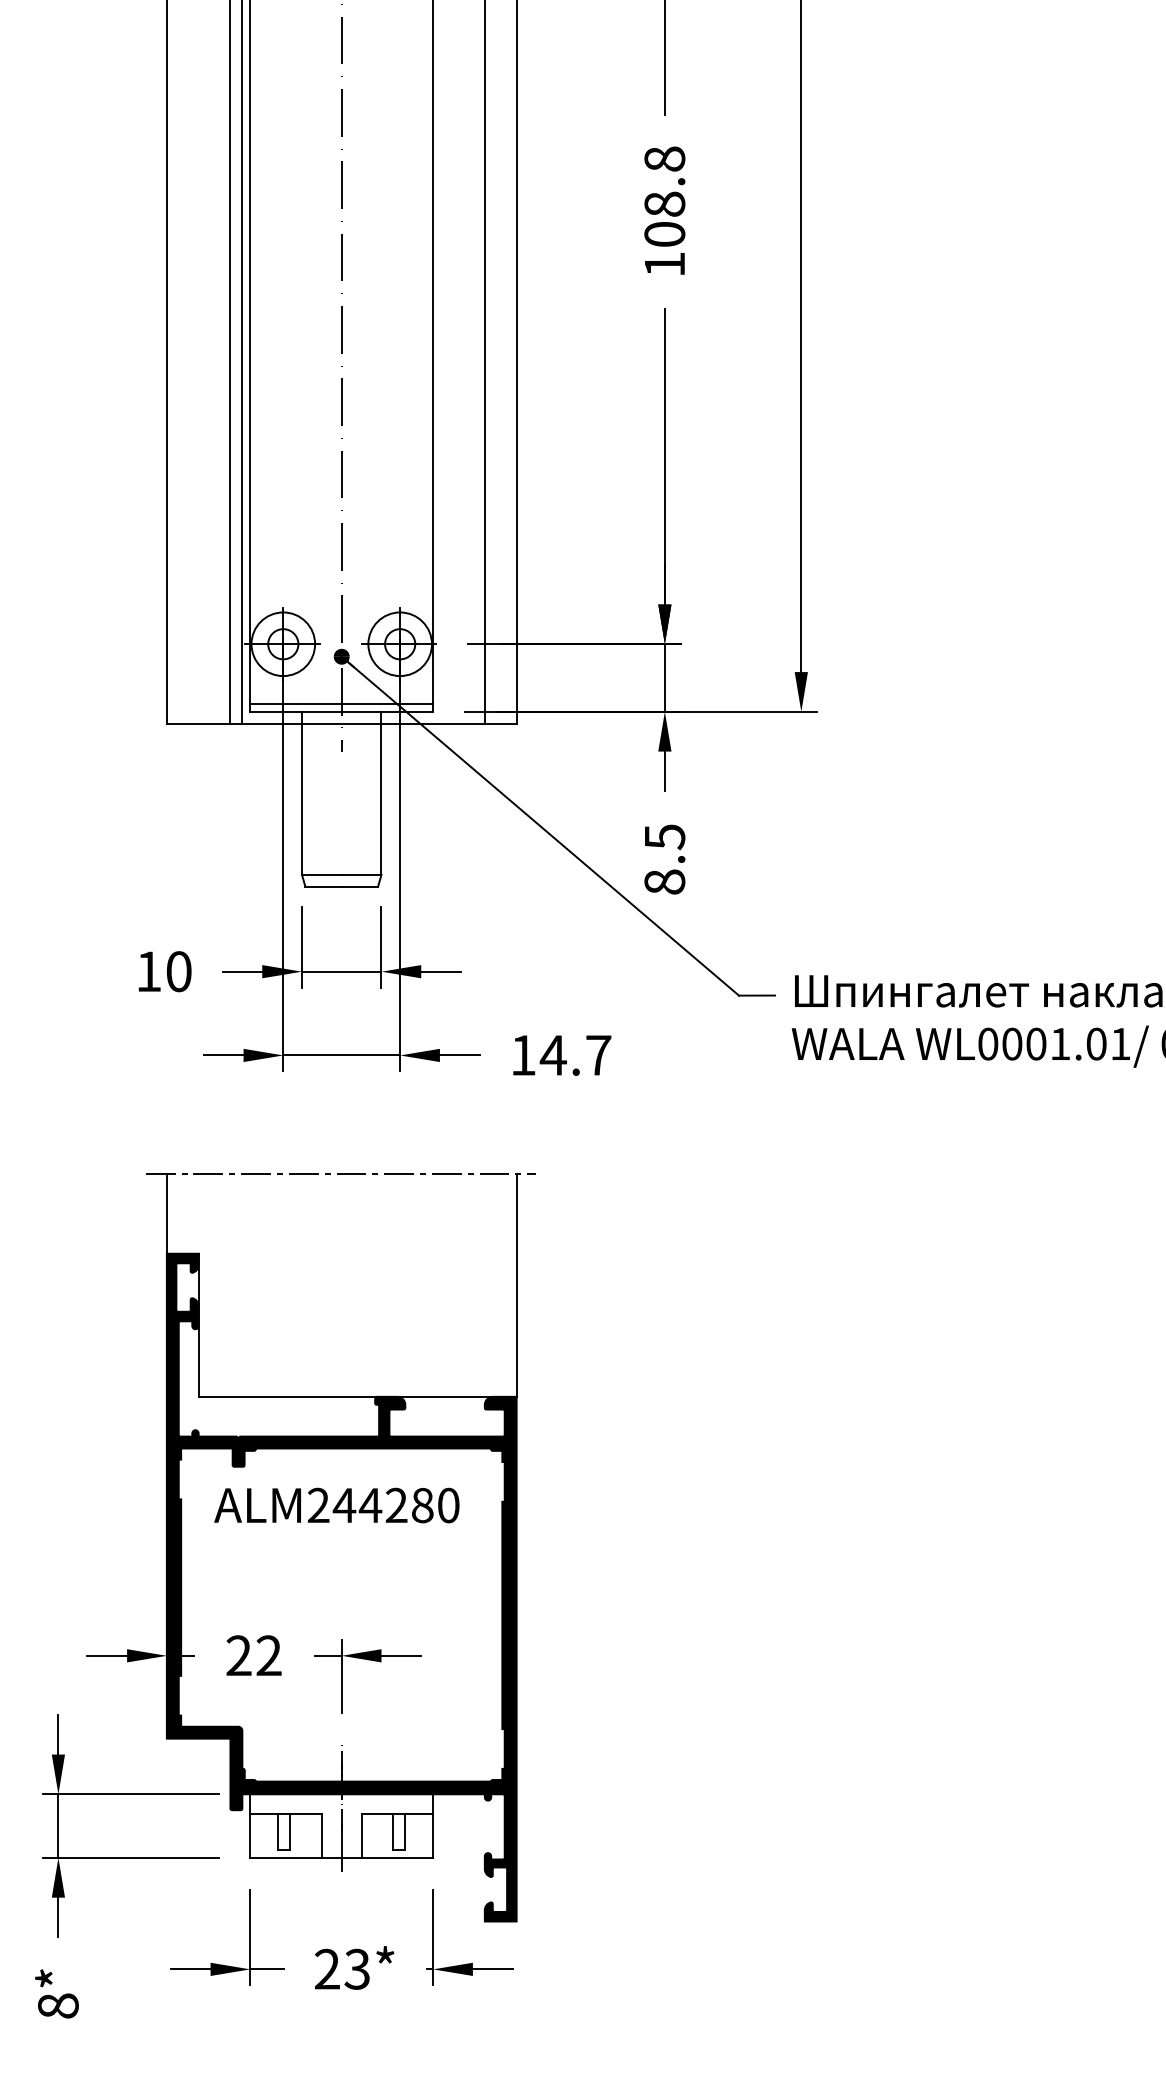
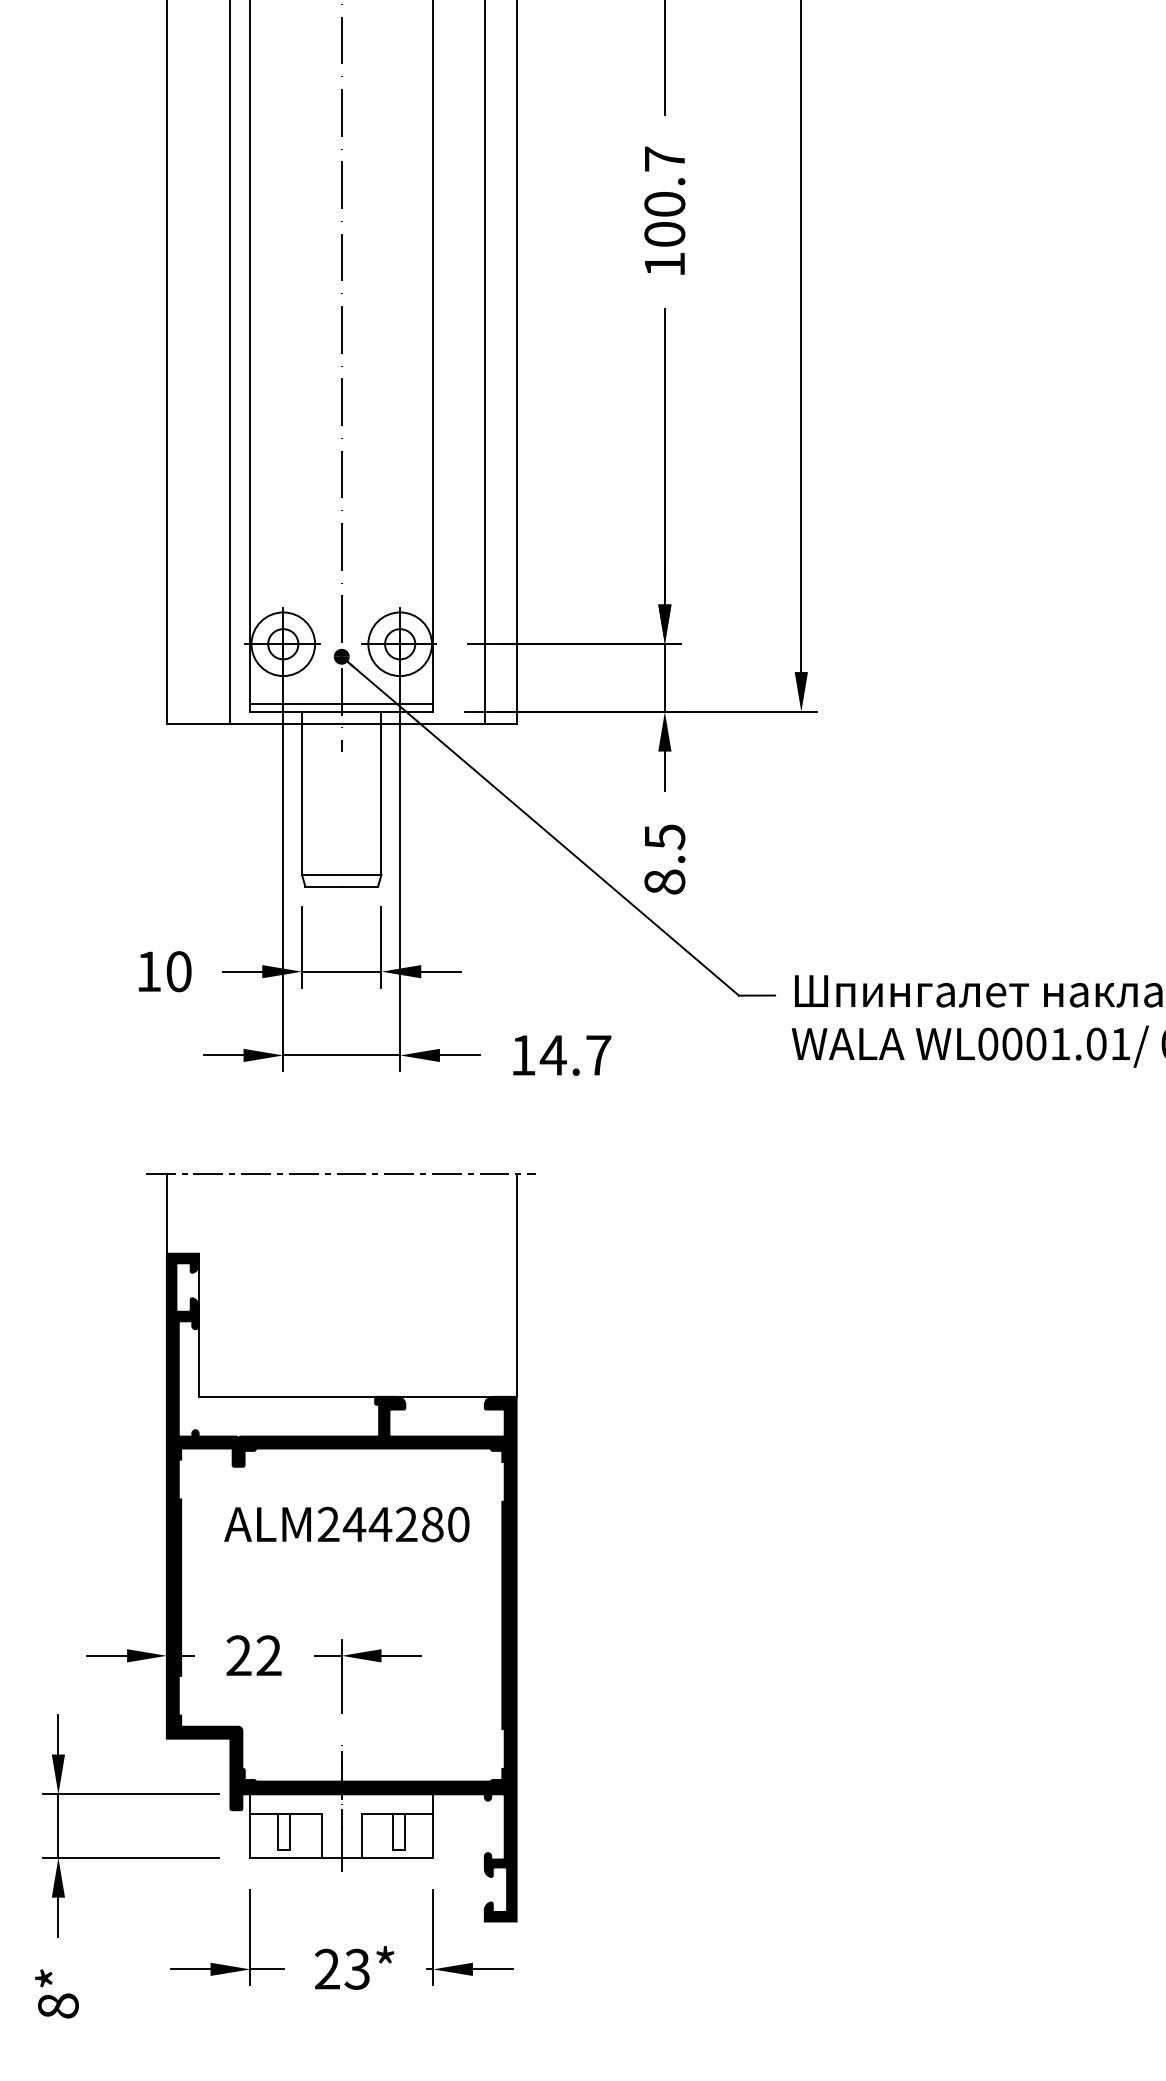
text: 108.8 -> 100.7 (664, 181)
line: present -> none (242, 362)
text position: (336, 1505) -> (346, 1524) (346, 1524)
